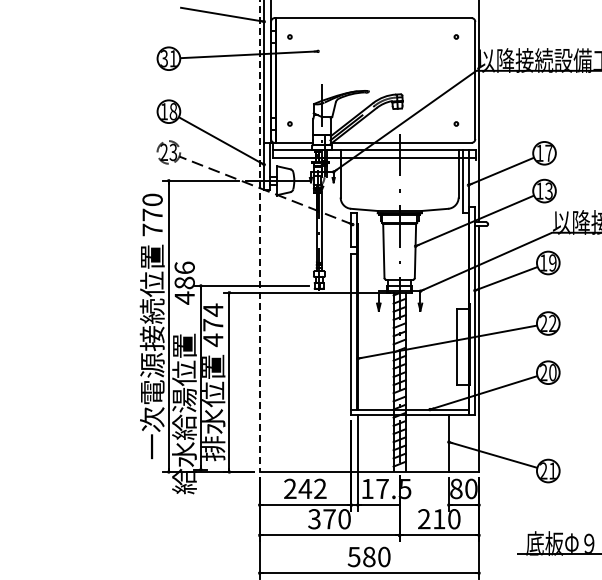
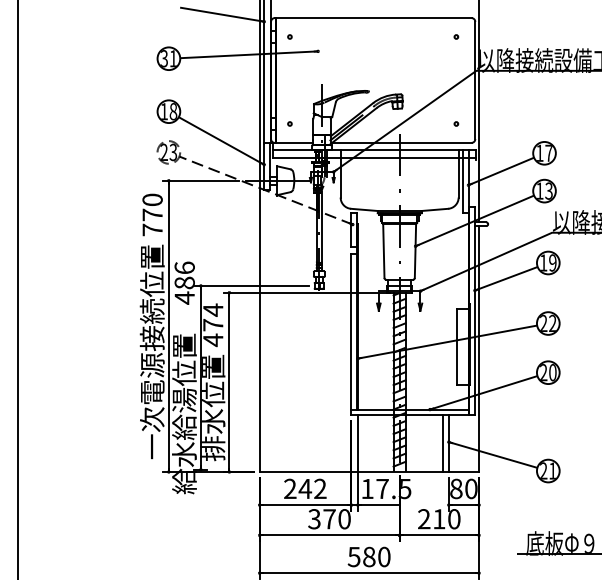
line: dashed -> solid (259, 236)
line: none -> present (18, 289)
line: none -> present (443, 443)
